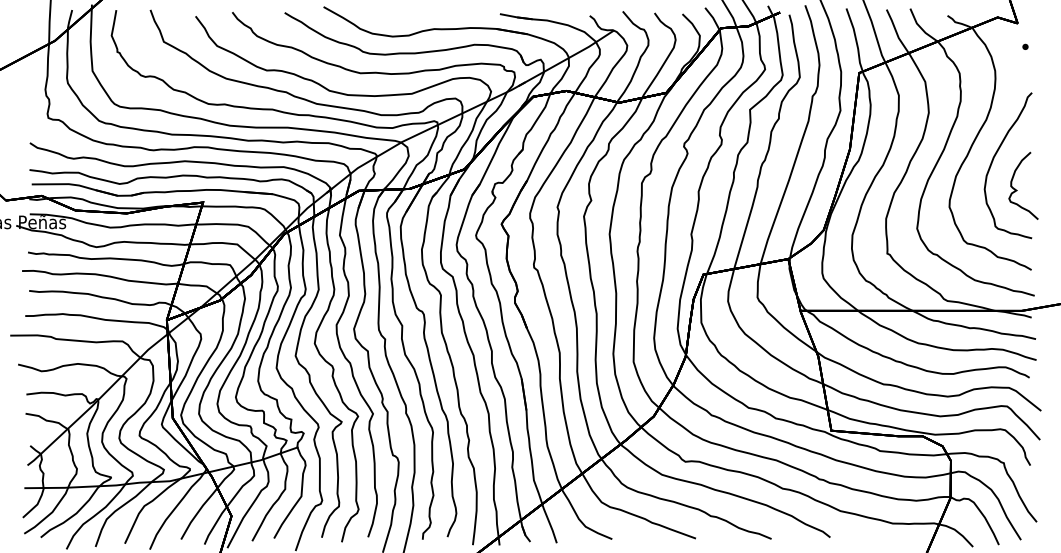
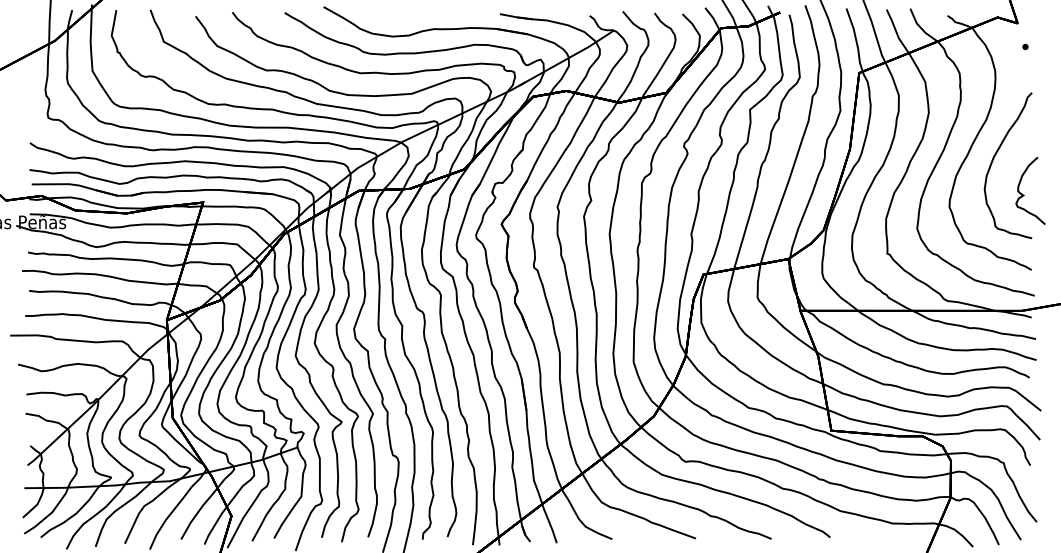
curve position: (1017, 190) -> (1024, 195) (1024, 195)
